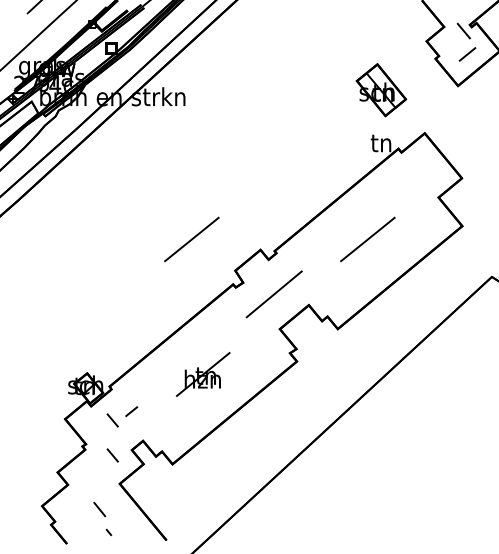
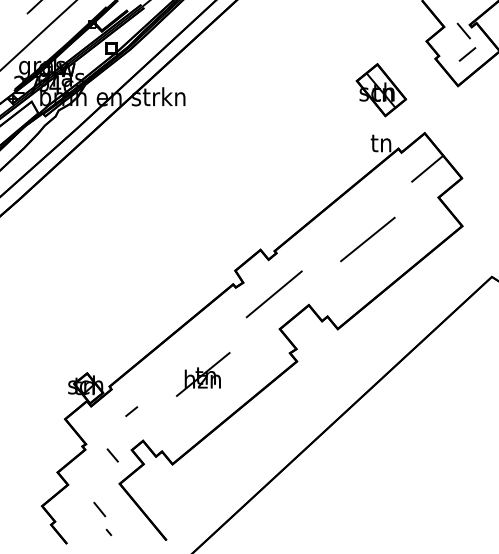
line: none -> present (427, 168)
line: present -> none (191, 239)
line: present -> none (112, 420)
